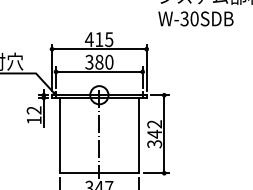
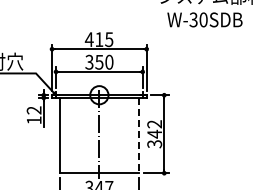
text position: (195, 18) -> (204, 19) (204, 19)
text: 380 -> 350 (99, 61)
line: solid -> dashed (138, 135)
